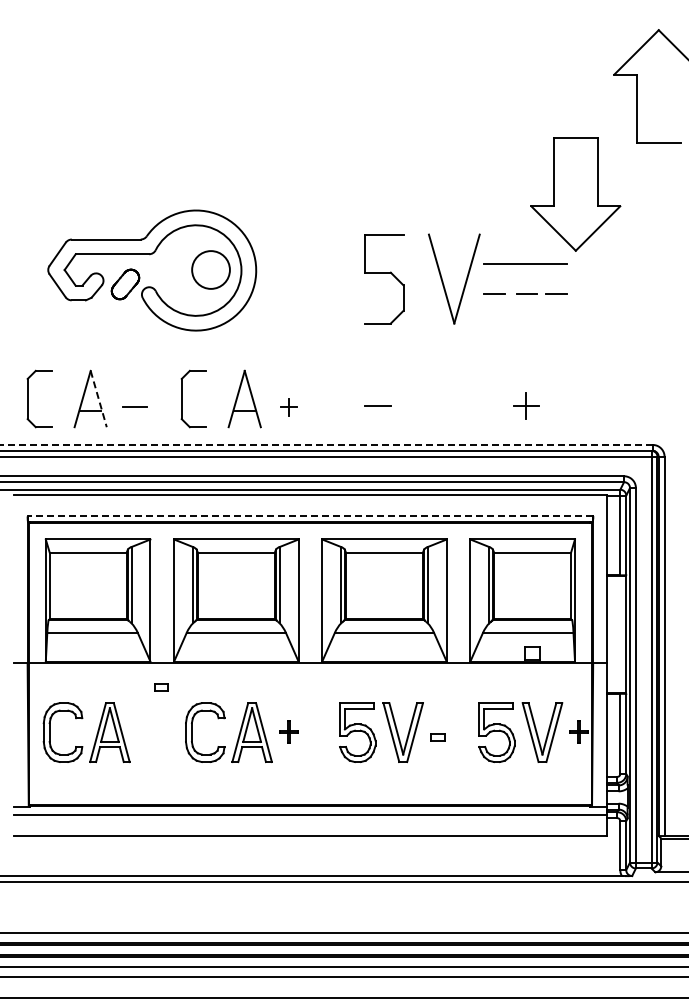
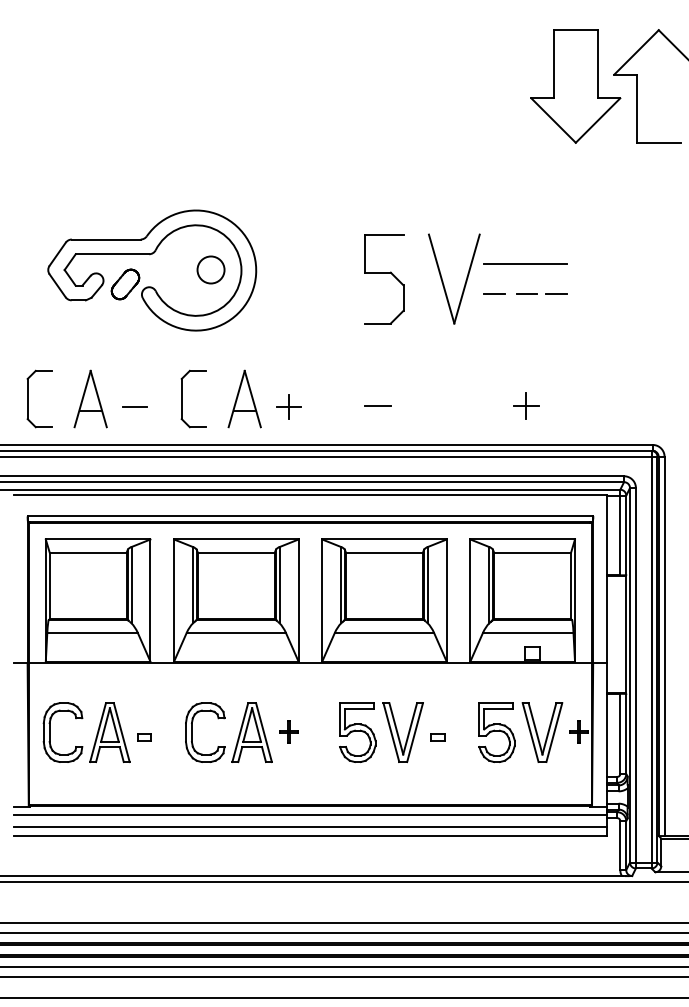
part position: (575, 194) -> (575, 86) (575, 86)
circle diameter: 38 px -> 27 px (210, 269)
line: dashed -> solid (98, 399)
part size: 18x19 px -> 26x26 px (288, 406)
line: dashed -> solid (325, 444)
line: dashed -> solid (310, 515)
part position: (161, 687) -> (144, 737) (144, 737)
line: none -> present (310, 826)
line: none -> present (343, 923)
